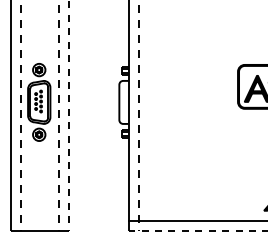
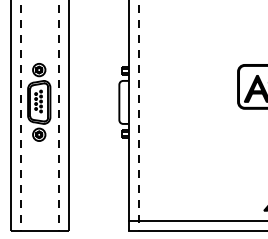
line: dashed -> solid (68, 116)
line: dashed -> solid (197, 231)
